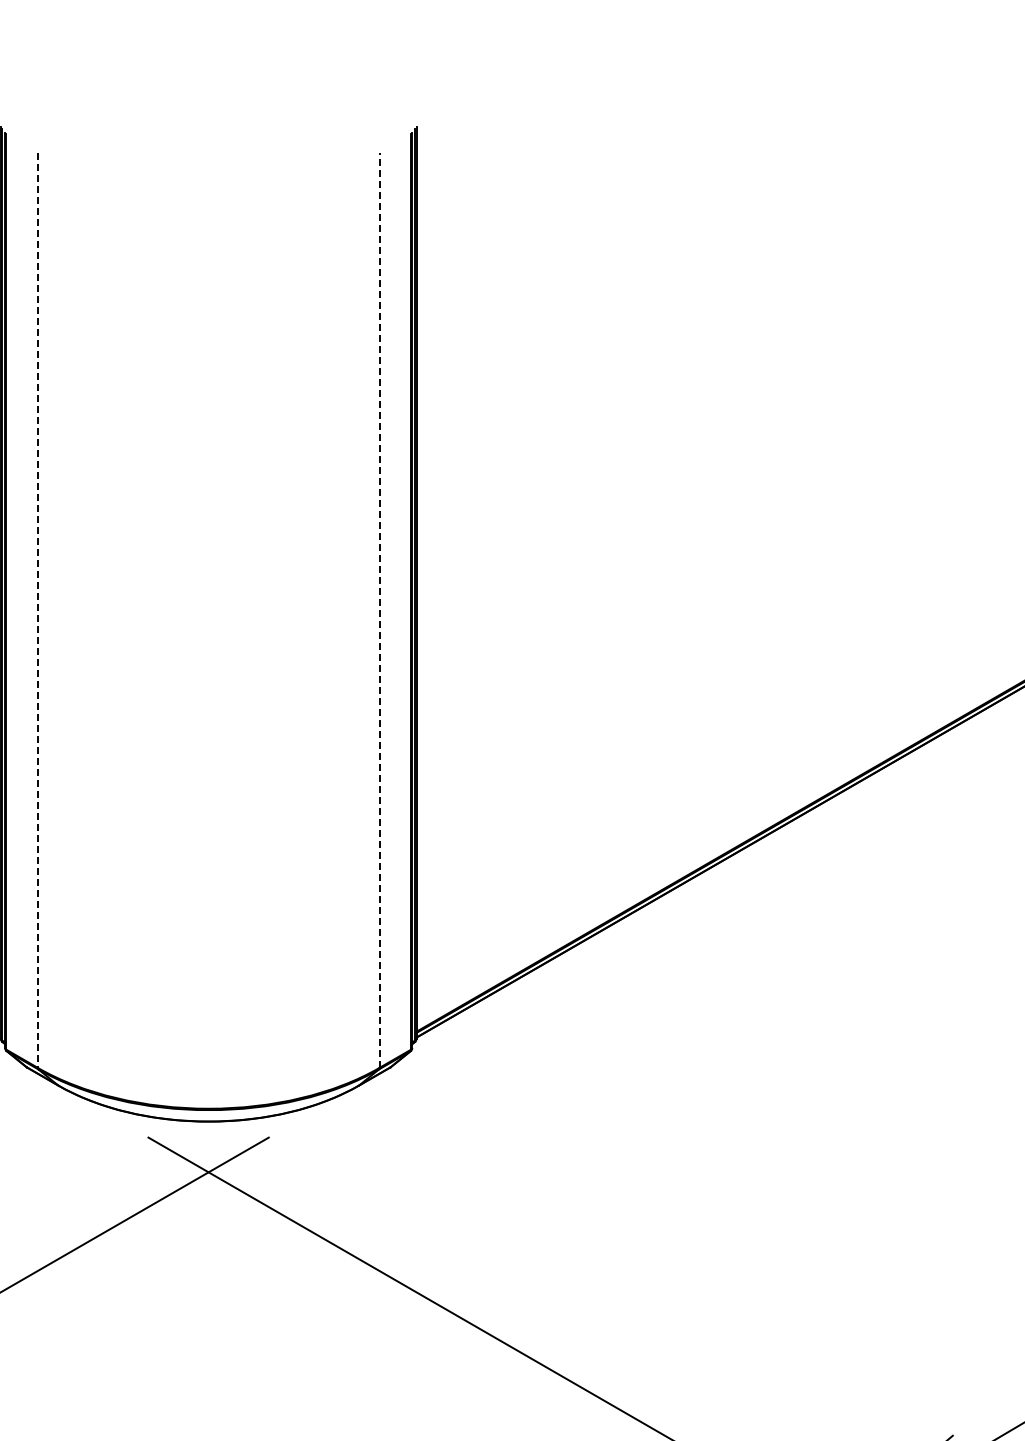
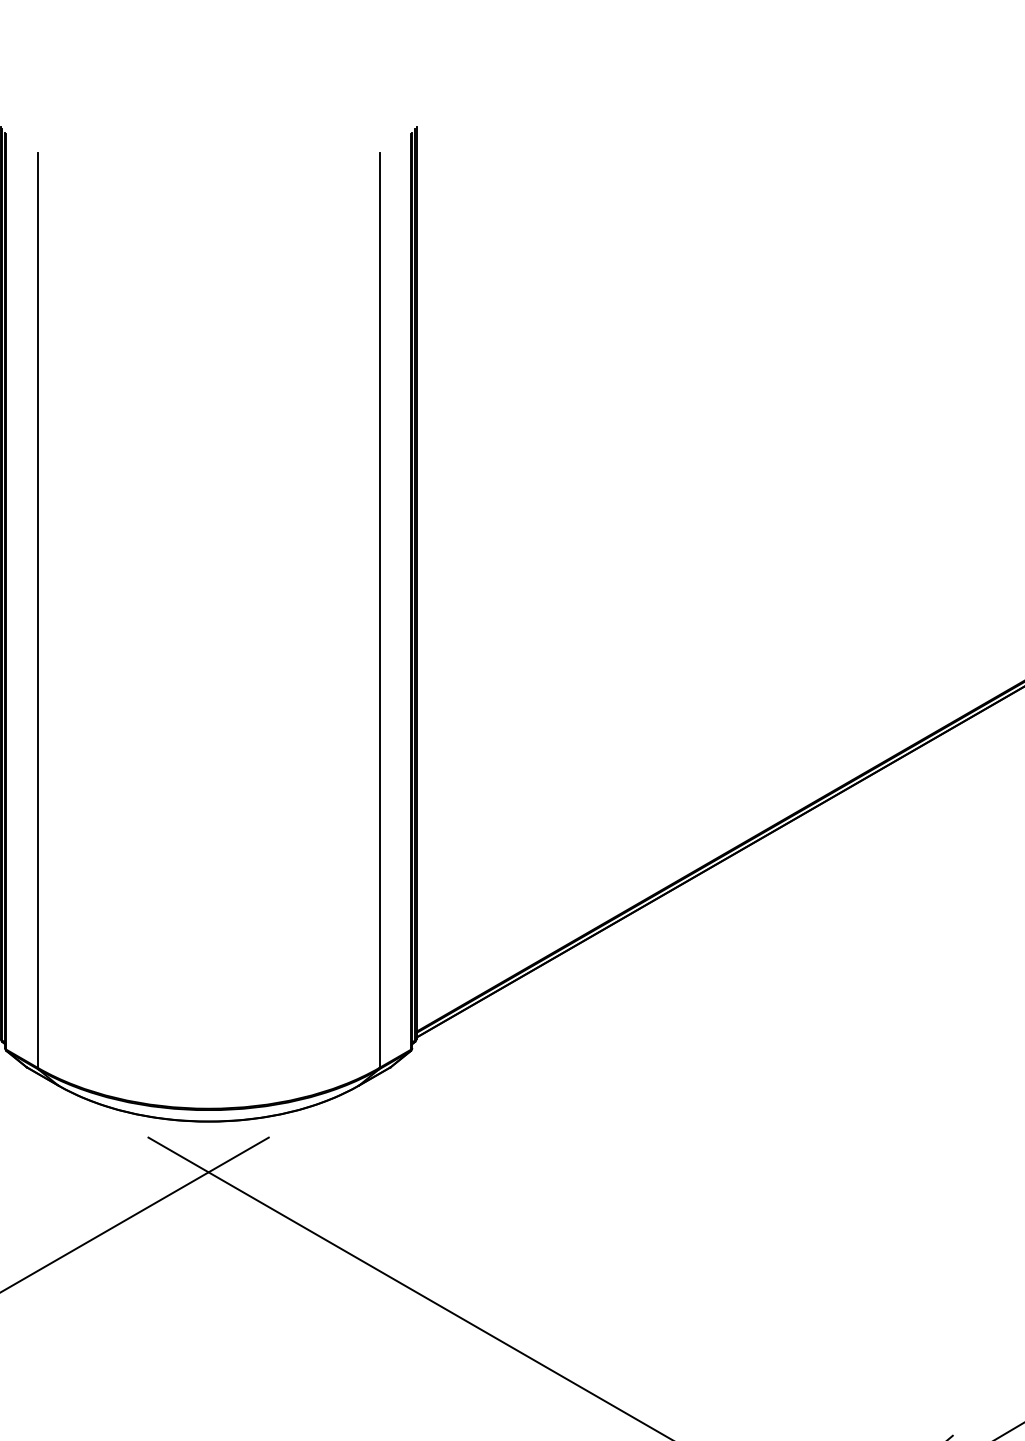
line: dashed -> solid (37, 610)
line: dashed -> solid (379, 610)
